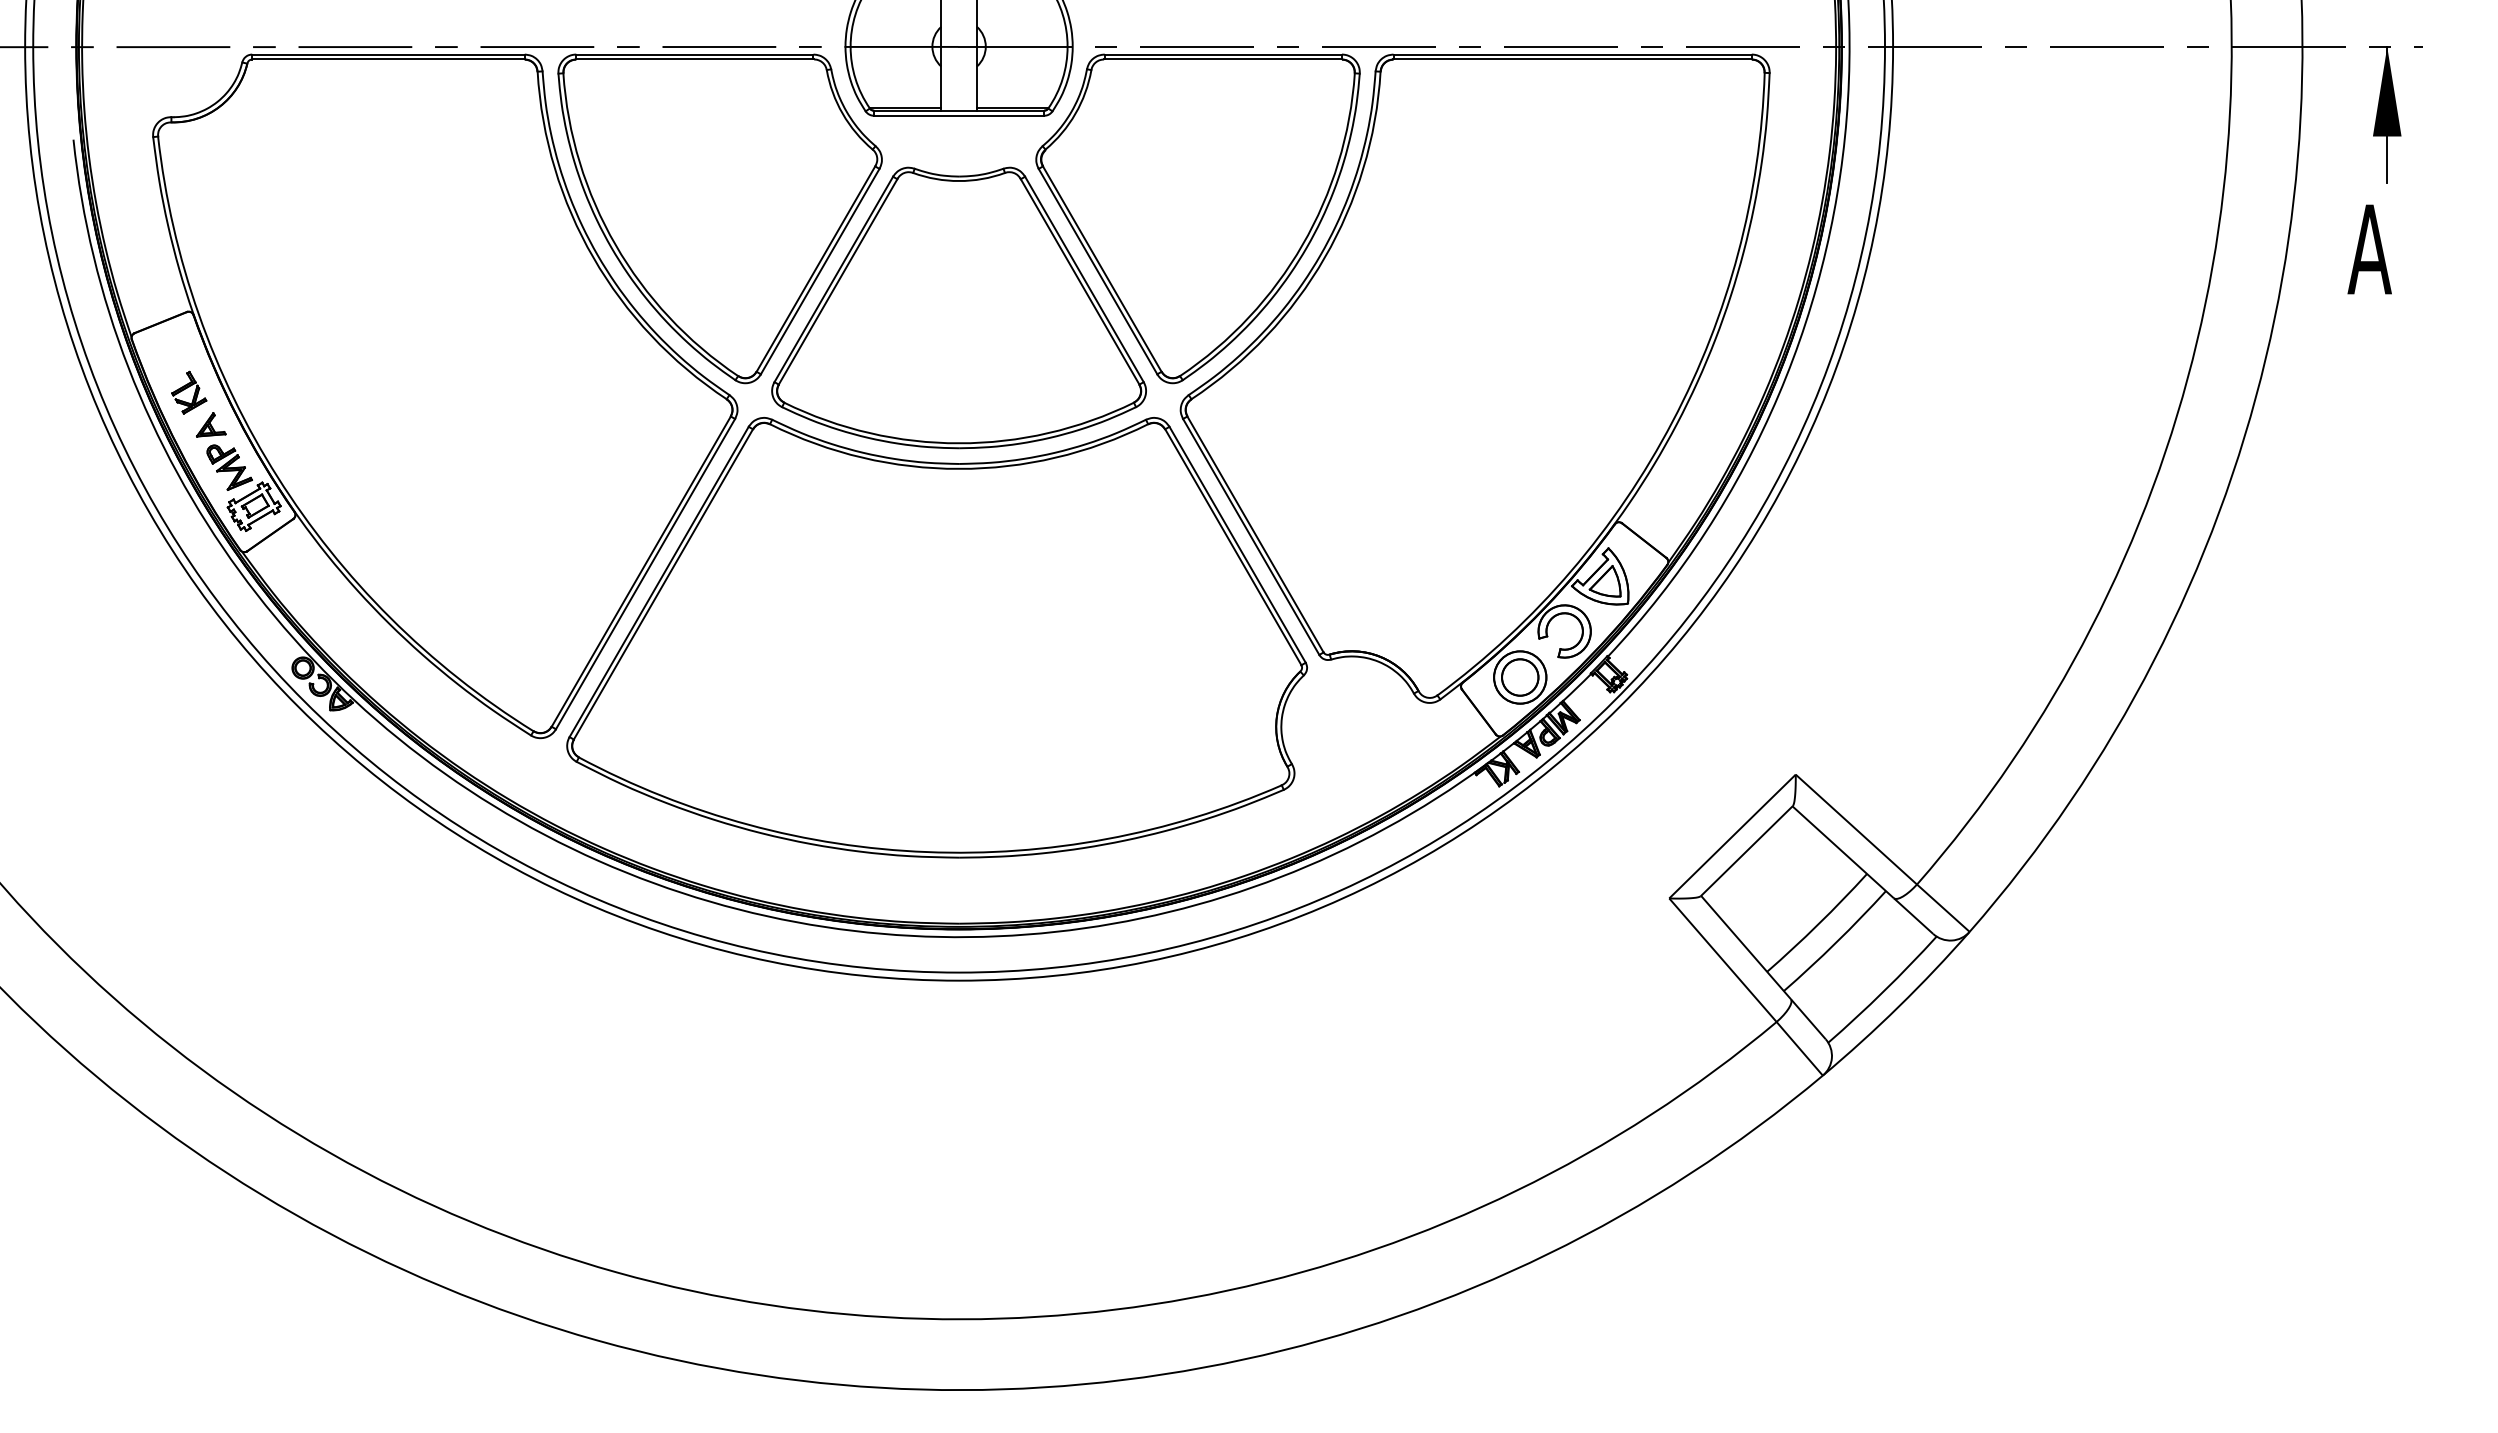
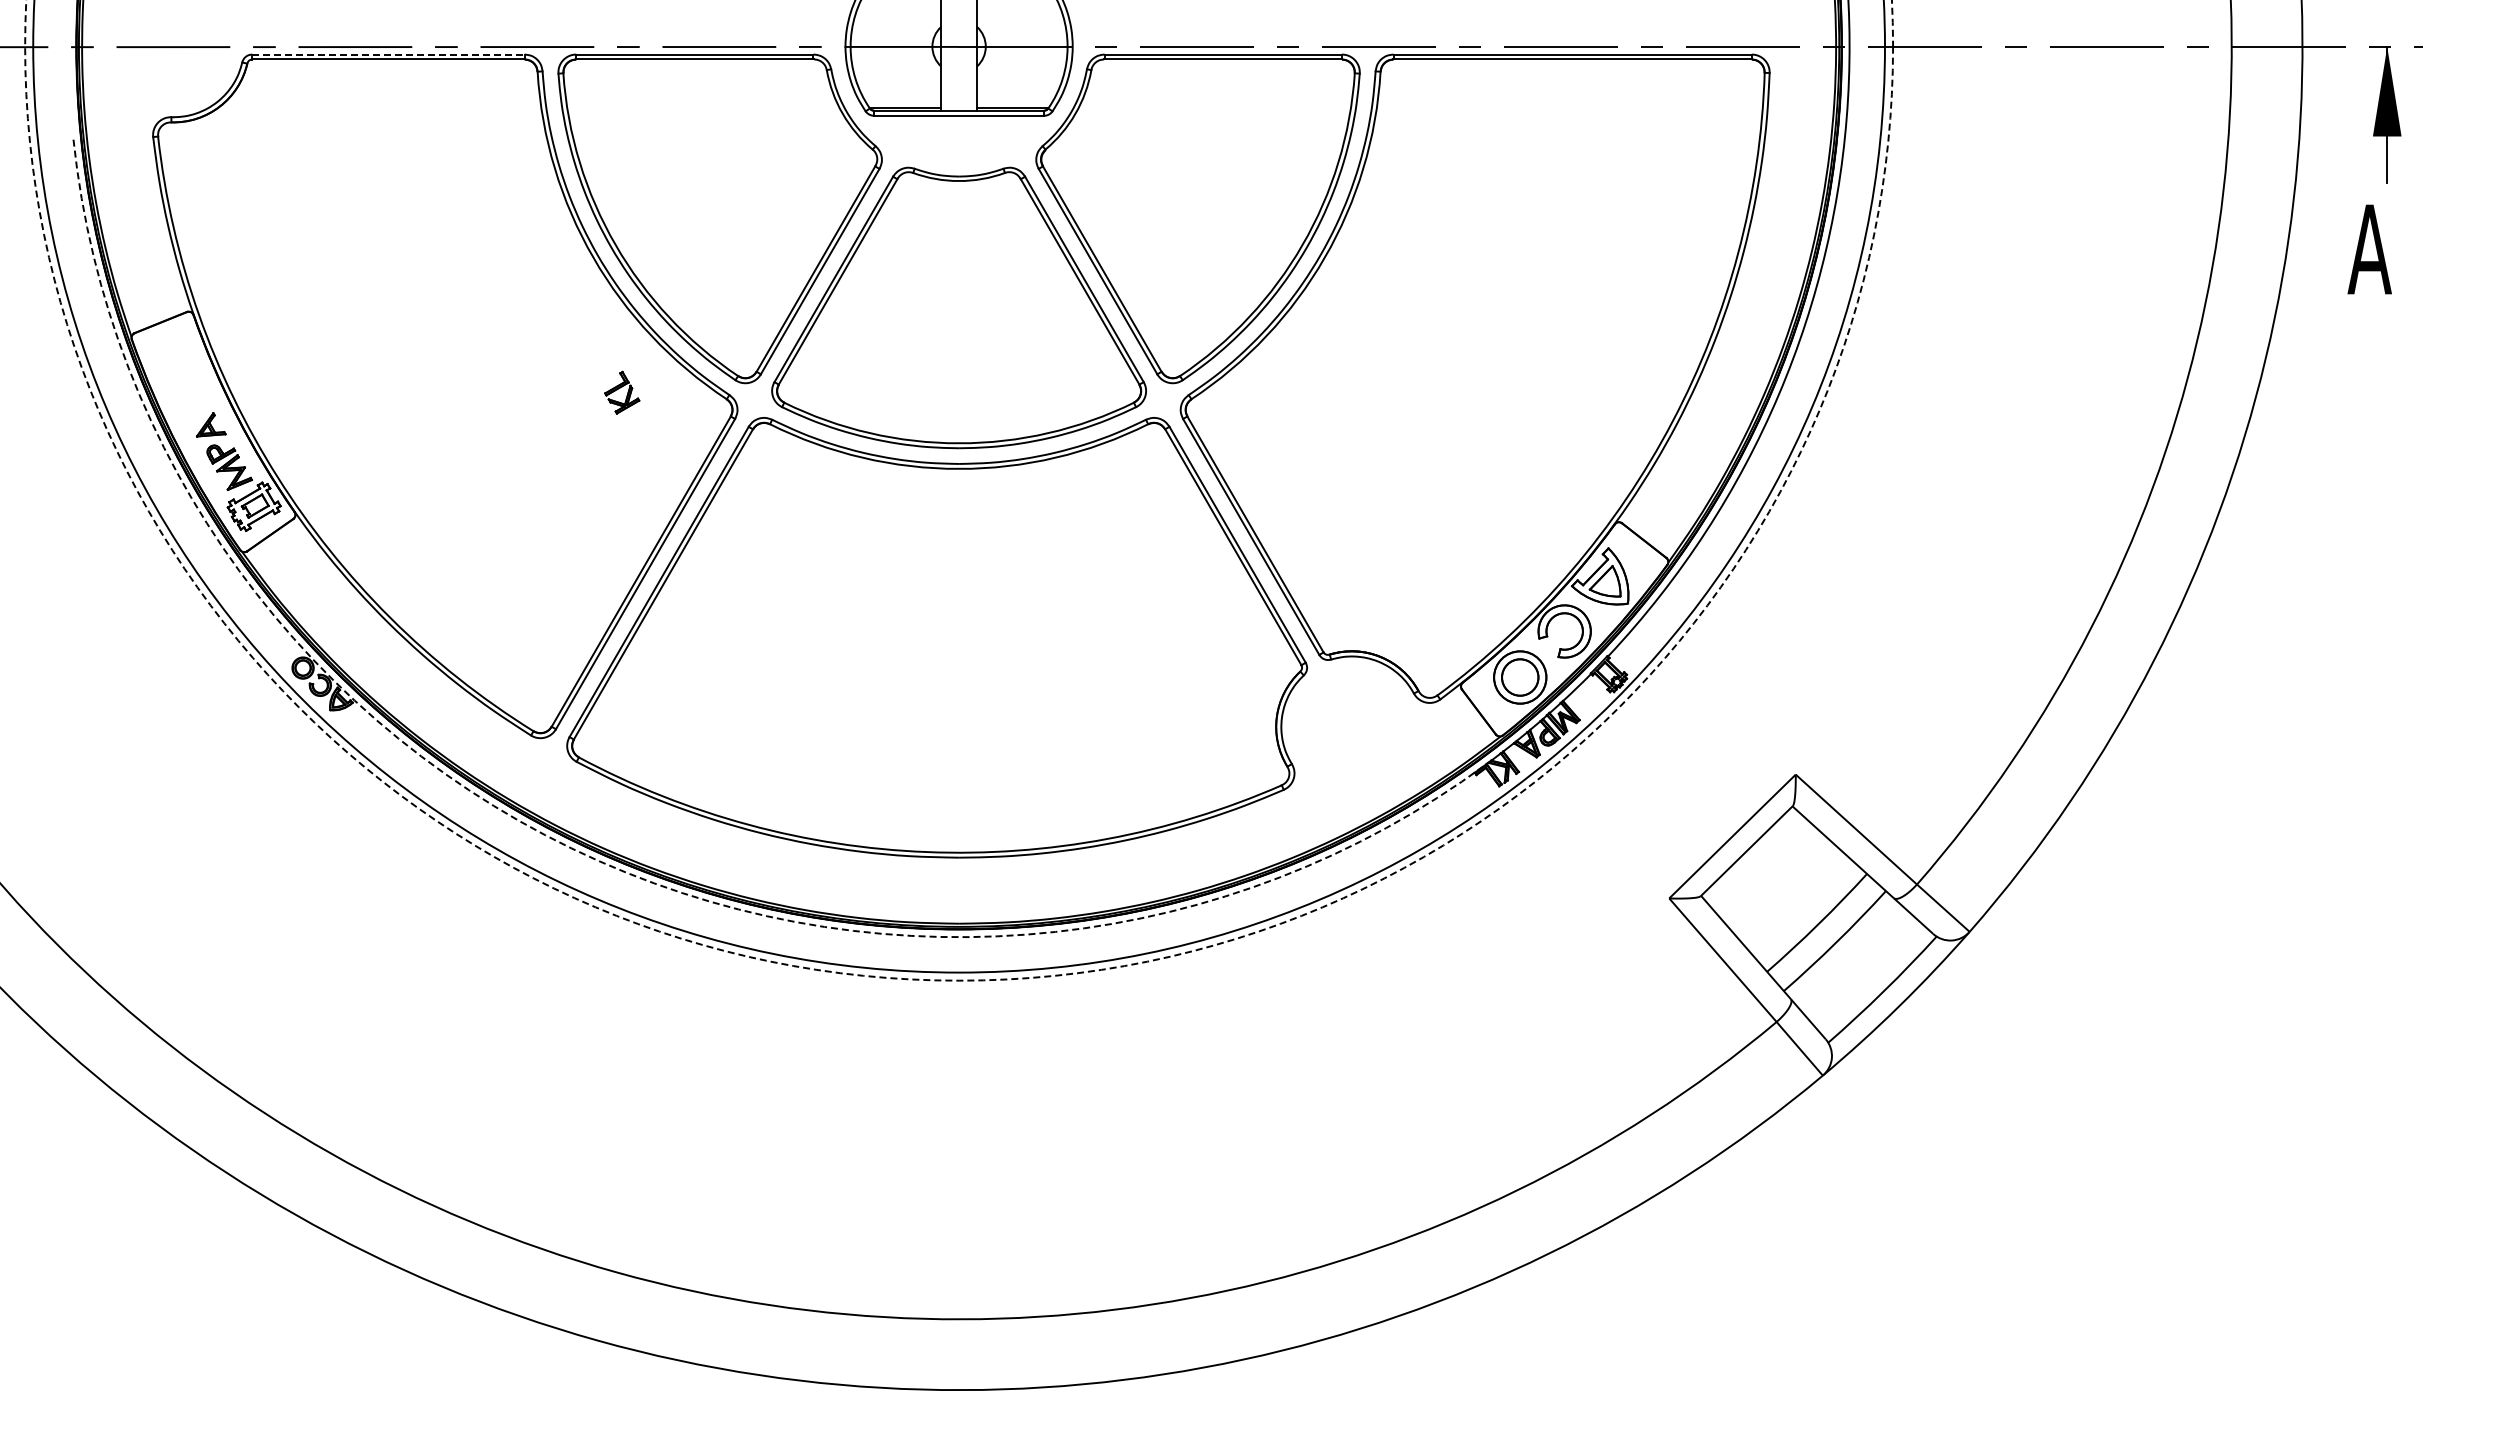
line: solid -> dashed (389, 54)
part position: (189, 392) -> (622, 392) (622, 392)
circle: solid -> dashed (959, 490)
arc: solid -> dashed (598, 861)
